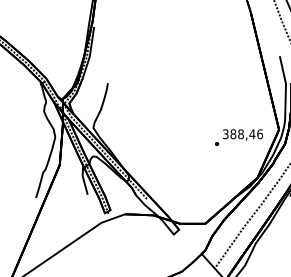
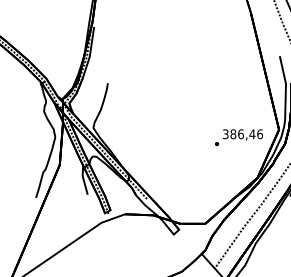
text: 388,46 -> 386,46 (240, 133)
